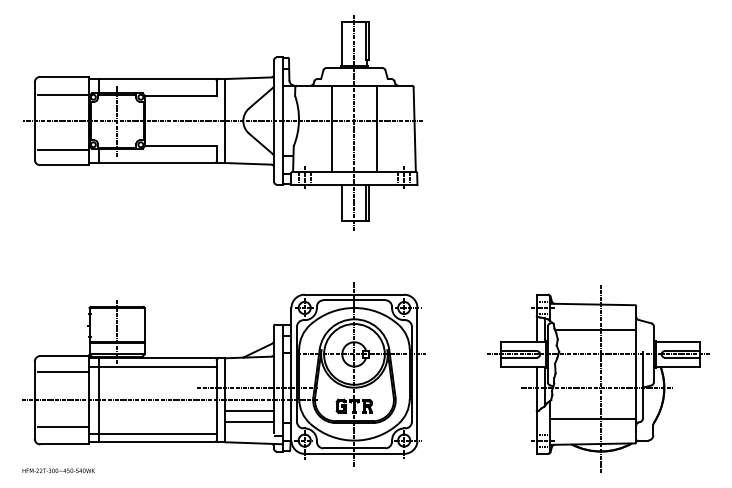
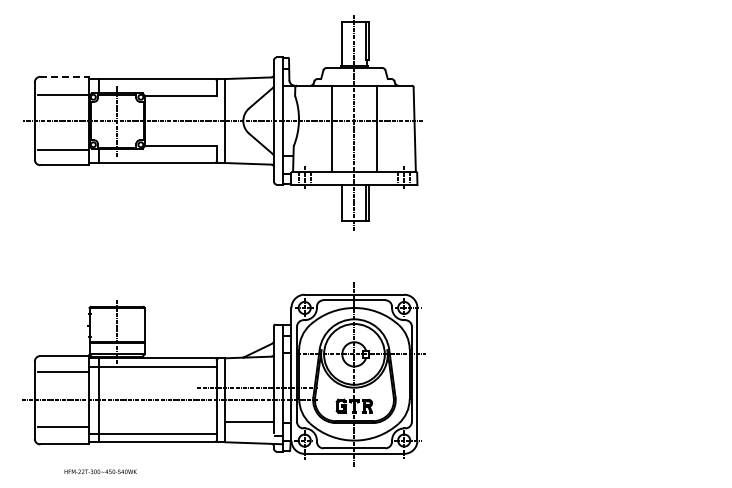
line: solid -> dashed (65, 76)
part: present -> none (598, 378)
line: present -> none (249, 410)
text position: (58, 470) -> (100, 471) (100, 471)
